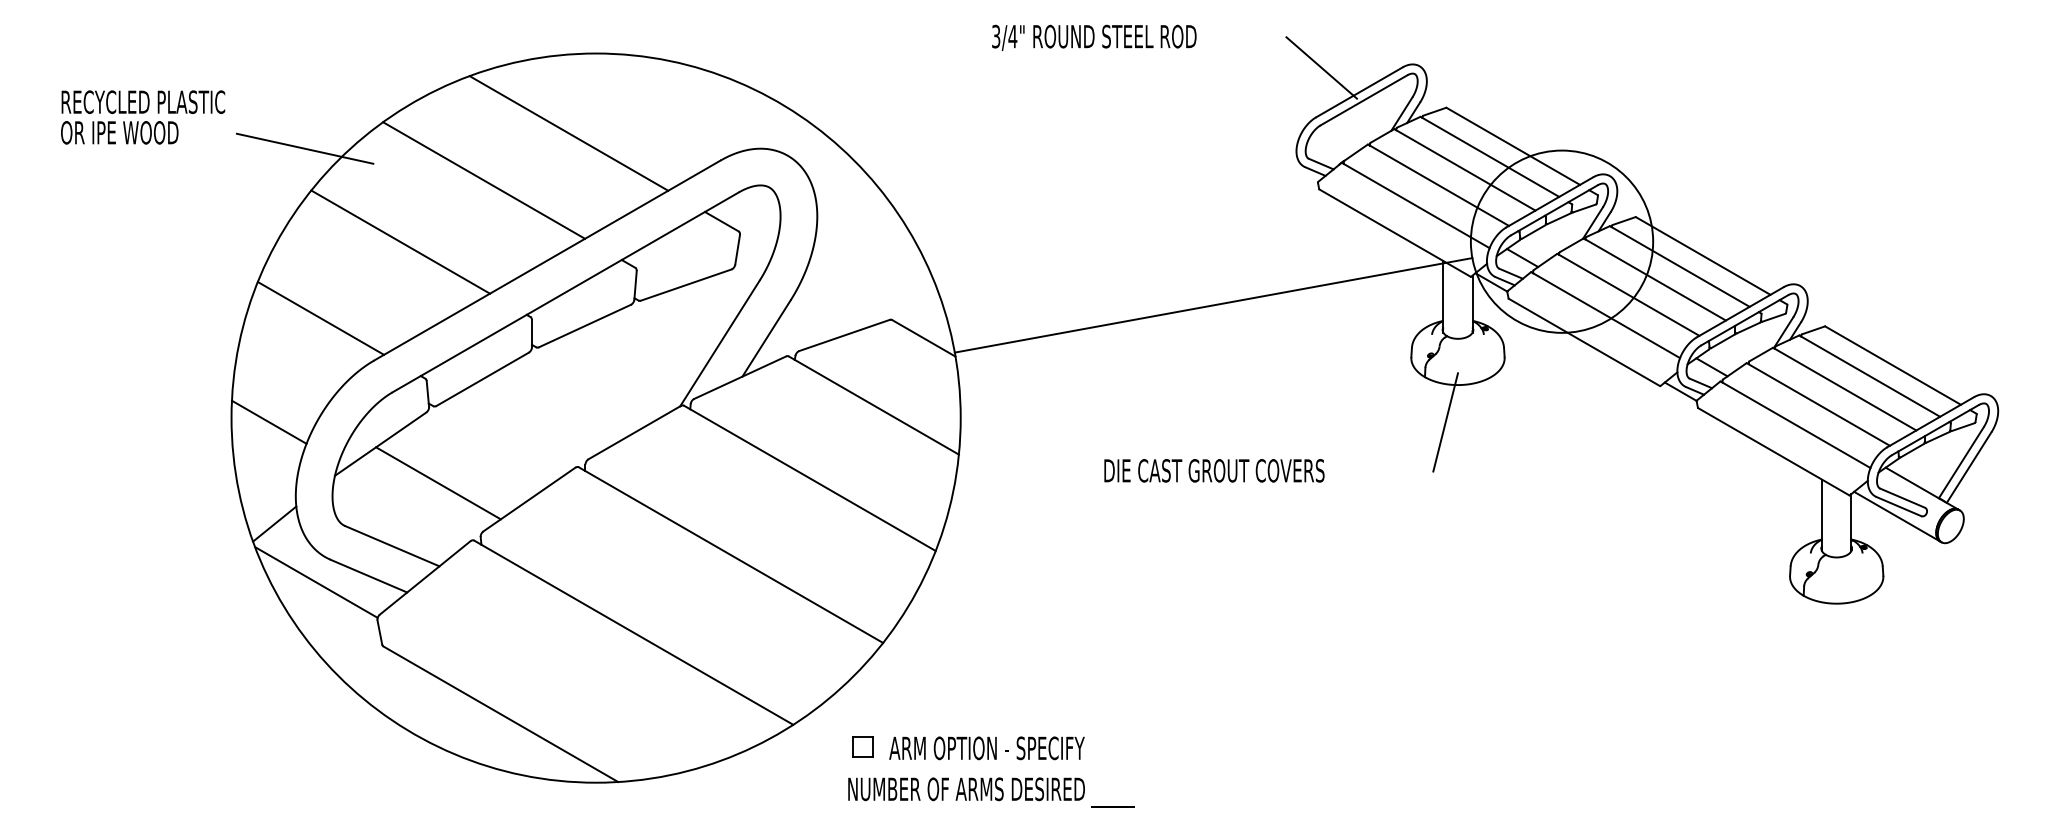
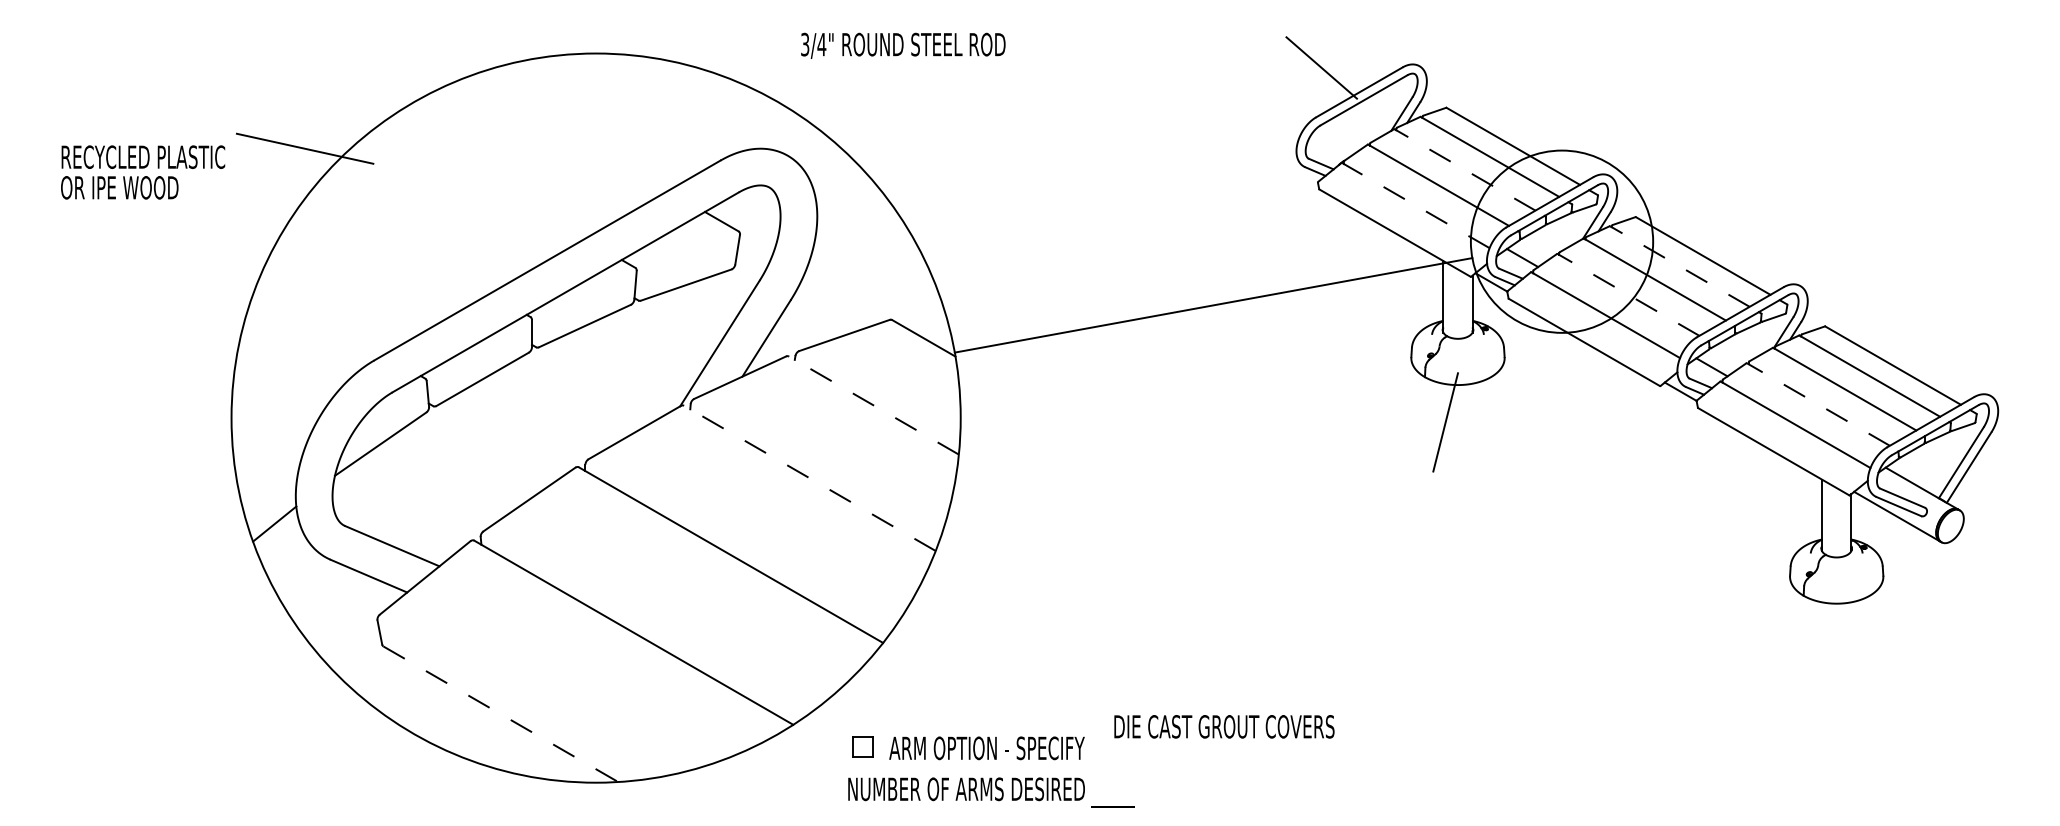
text position: (1094, 37) -> (903, 45) (903, 45)
text position: (143, 117) -> (143, 172) (143, 172)
line: present -> none (568, 133)
line: solid -> dashed (1464, 169)
line: present -> none (484, 180)
line: solid -> dashed (1415, 205)
line: present -> none (400, 241)
line: solid -> dashed (1679, 266)
line: solid -> dashed (1628, 294)
line: present -> none (320, 318)
line: solid -> dashed (1818, 404)
line: solid -> dashed (873, 405)
line: present -> none (268, 421)
text position: (1214, 470) -> (1224, 726) (1224, 726)
line: solid -> dashed (809, 478)
line: present -> none (438, 483)
line: present -> none (316, 582)
line: solid -> dashed (501, 714)
